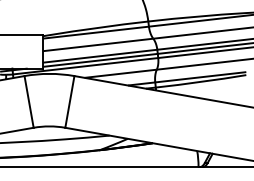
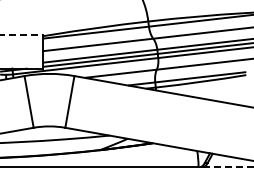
line: solid -> dashed (21, 35)
line: solid -> dashed (228, 167)
